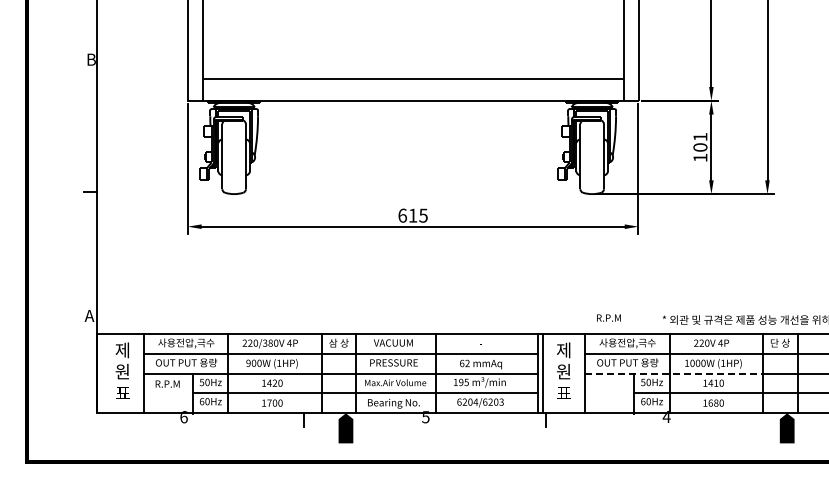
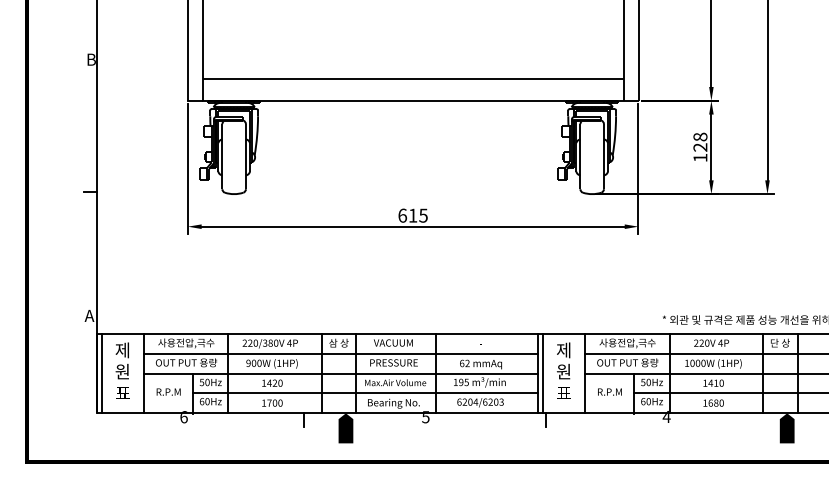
text: 101 -> 128 (700, 141)
text position: (608, 317) -> (609, 391) (609, 391)
line: none -> present (101, 373)
line: dashed -> solid (674, 373)
text position: (167, 383) -> (168, 391) (168, 391)
